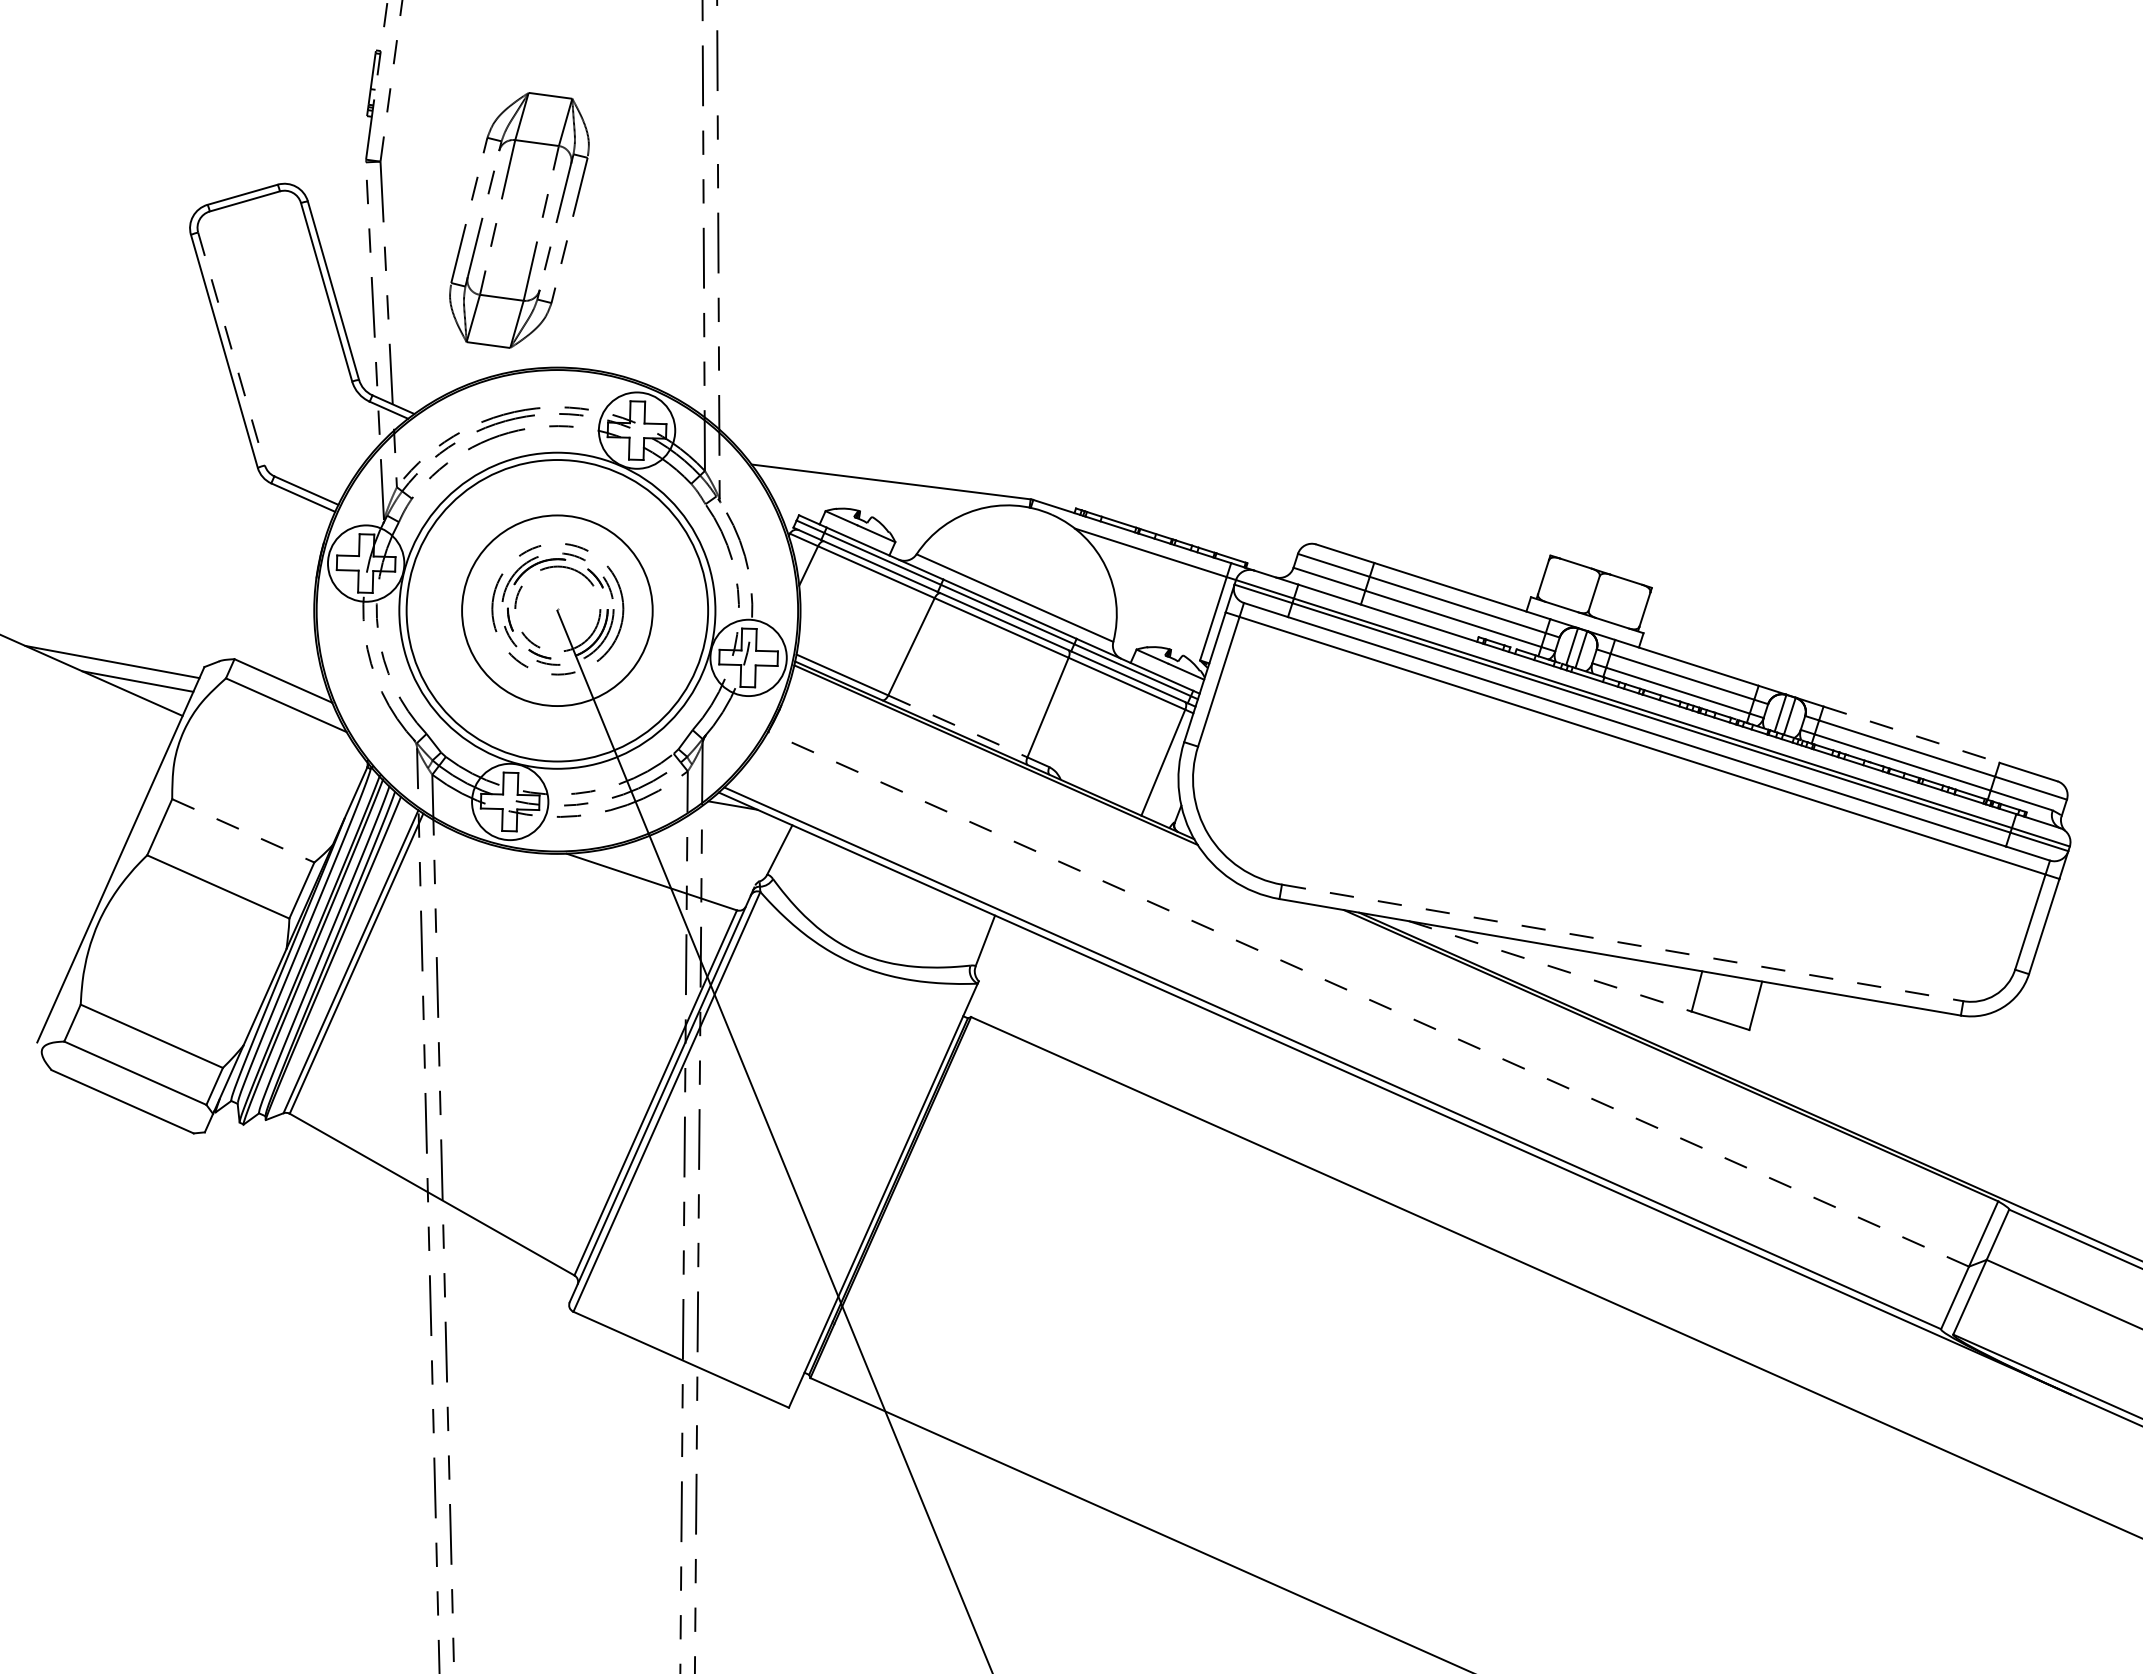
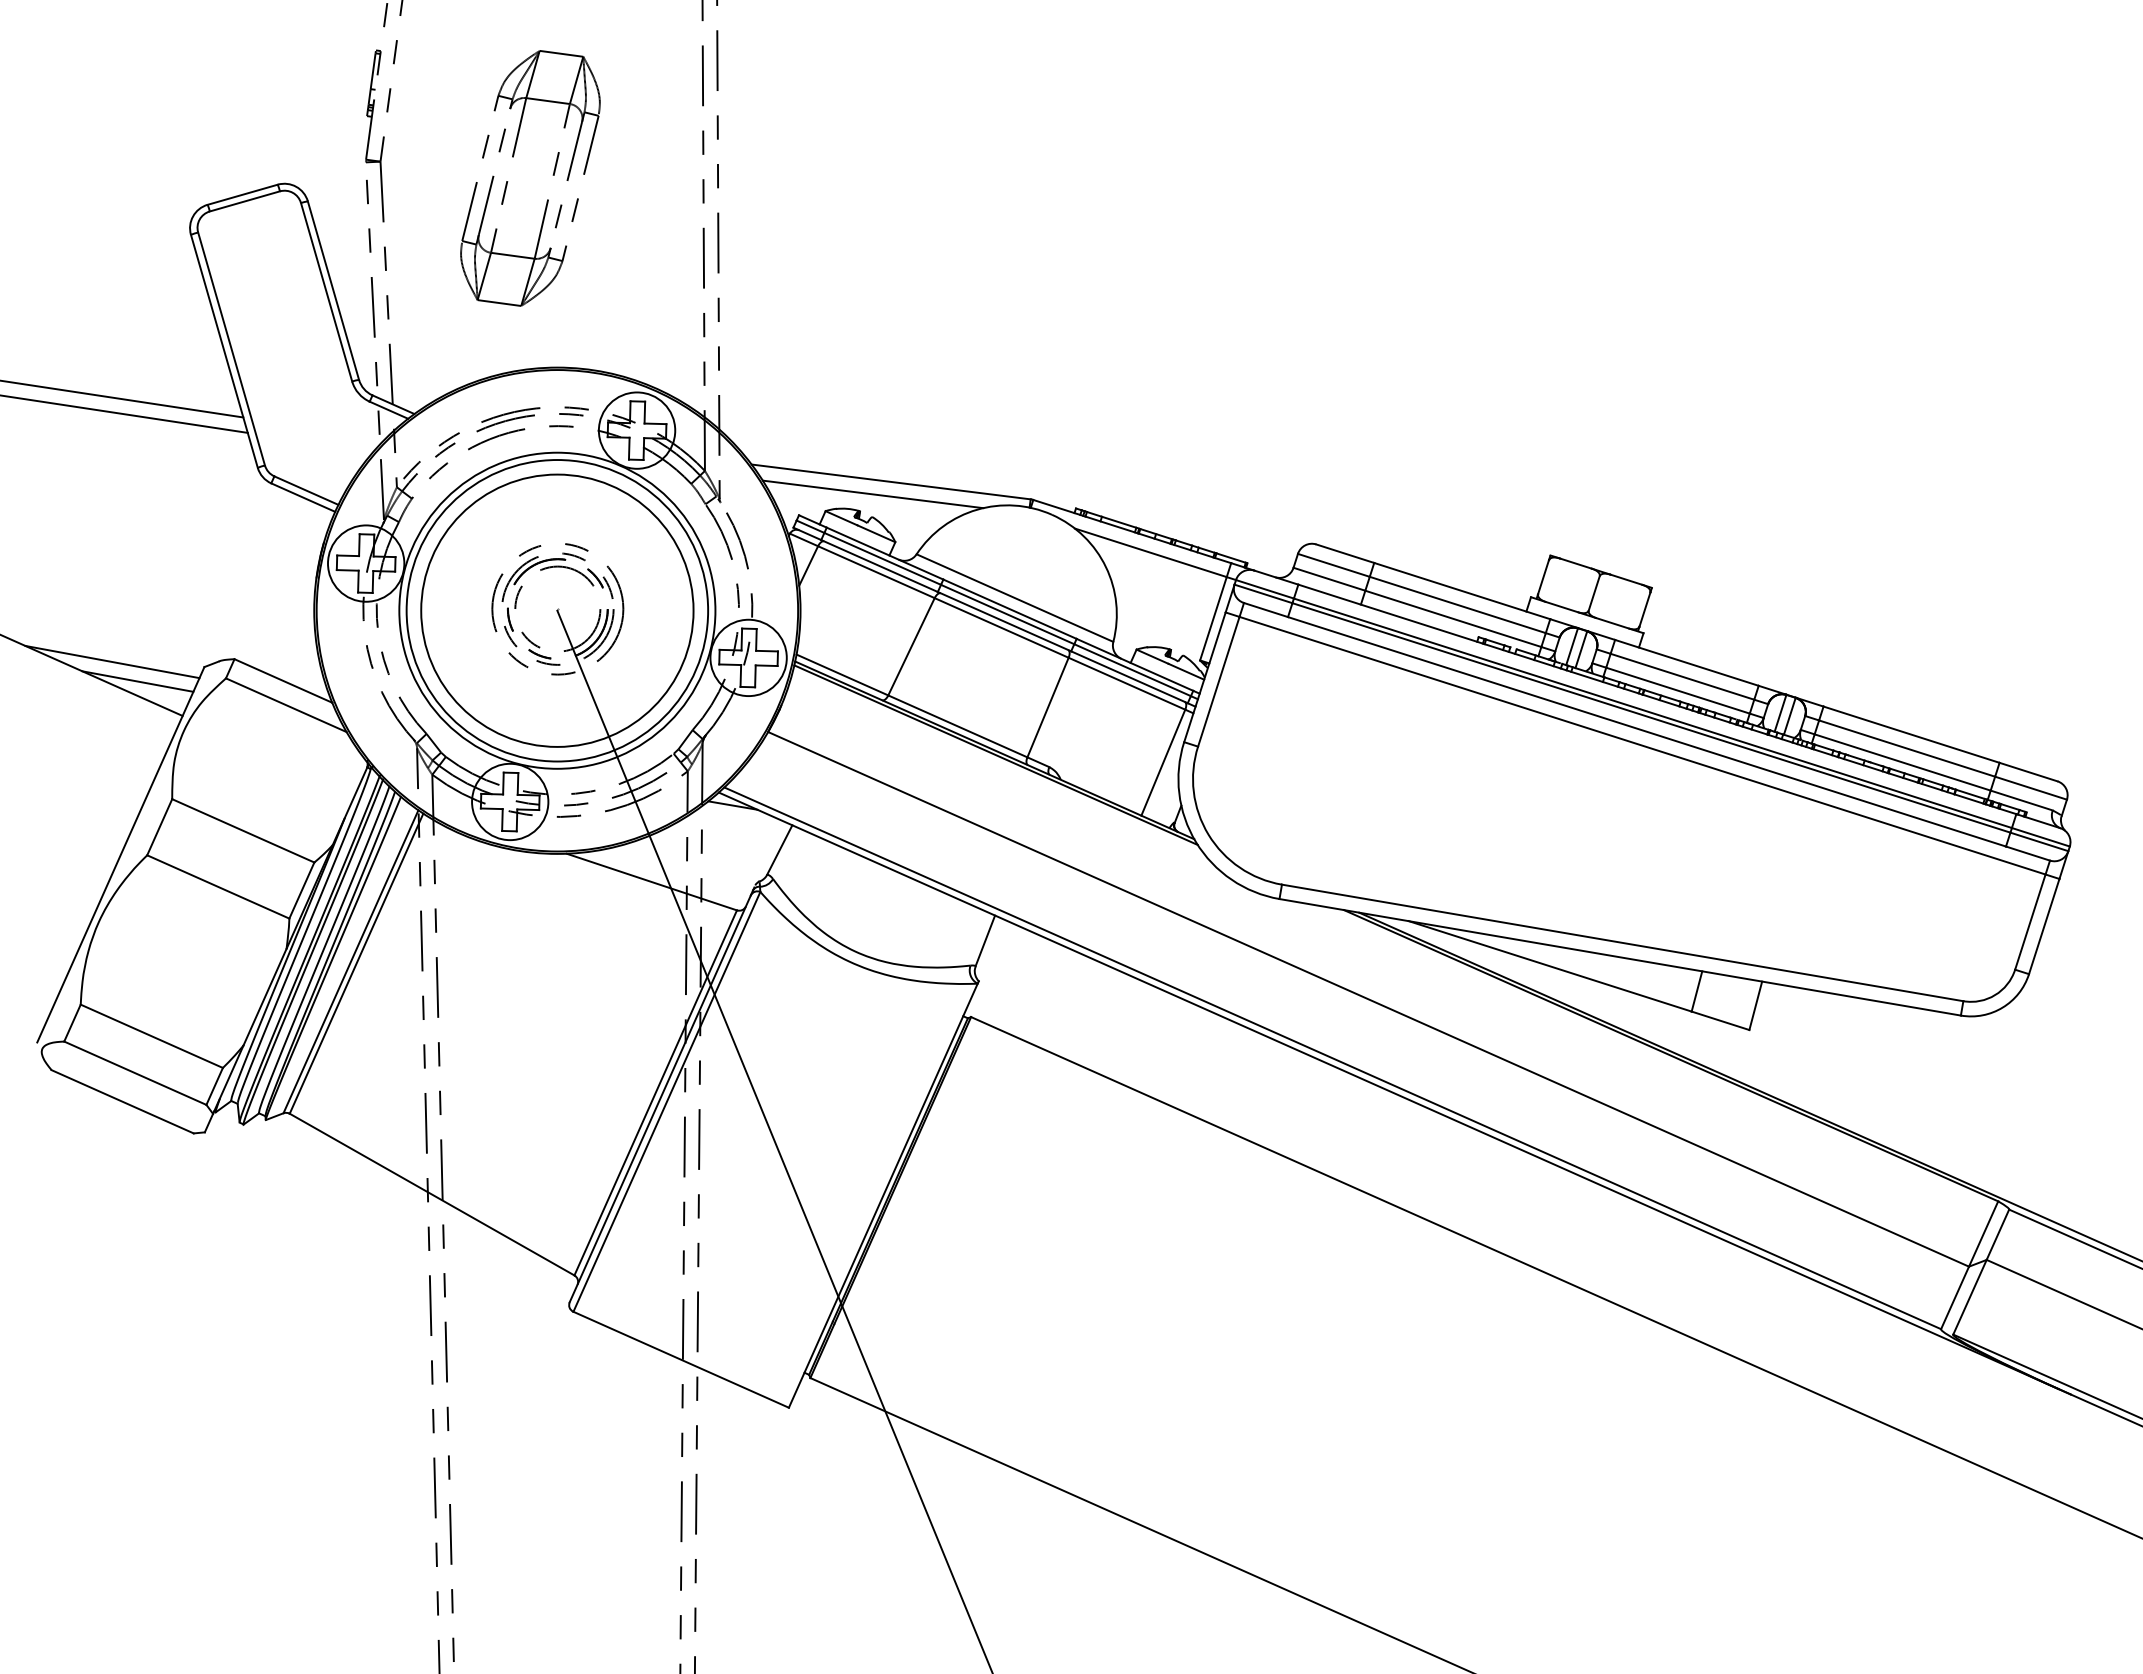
part position: (541, 217) -> (552, 175) (552, 175)
line: dashed -> solid (231, 349)
line: none -> present (122, 398)
line: none -> present (124, 413)
line: none -> present (872, 494)
circle diameter: 191 px -> 272 px (557, 610)
line: dashed -> solid (958, 726)
line: dashed -> solid (1912, 734)
line: dashed -> solid (243, 830)
line: dashed -> solid (1622, 942)
line: dashed -> solid (1550, 966)
line: dashed -> solid (1368, 999)
